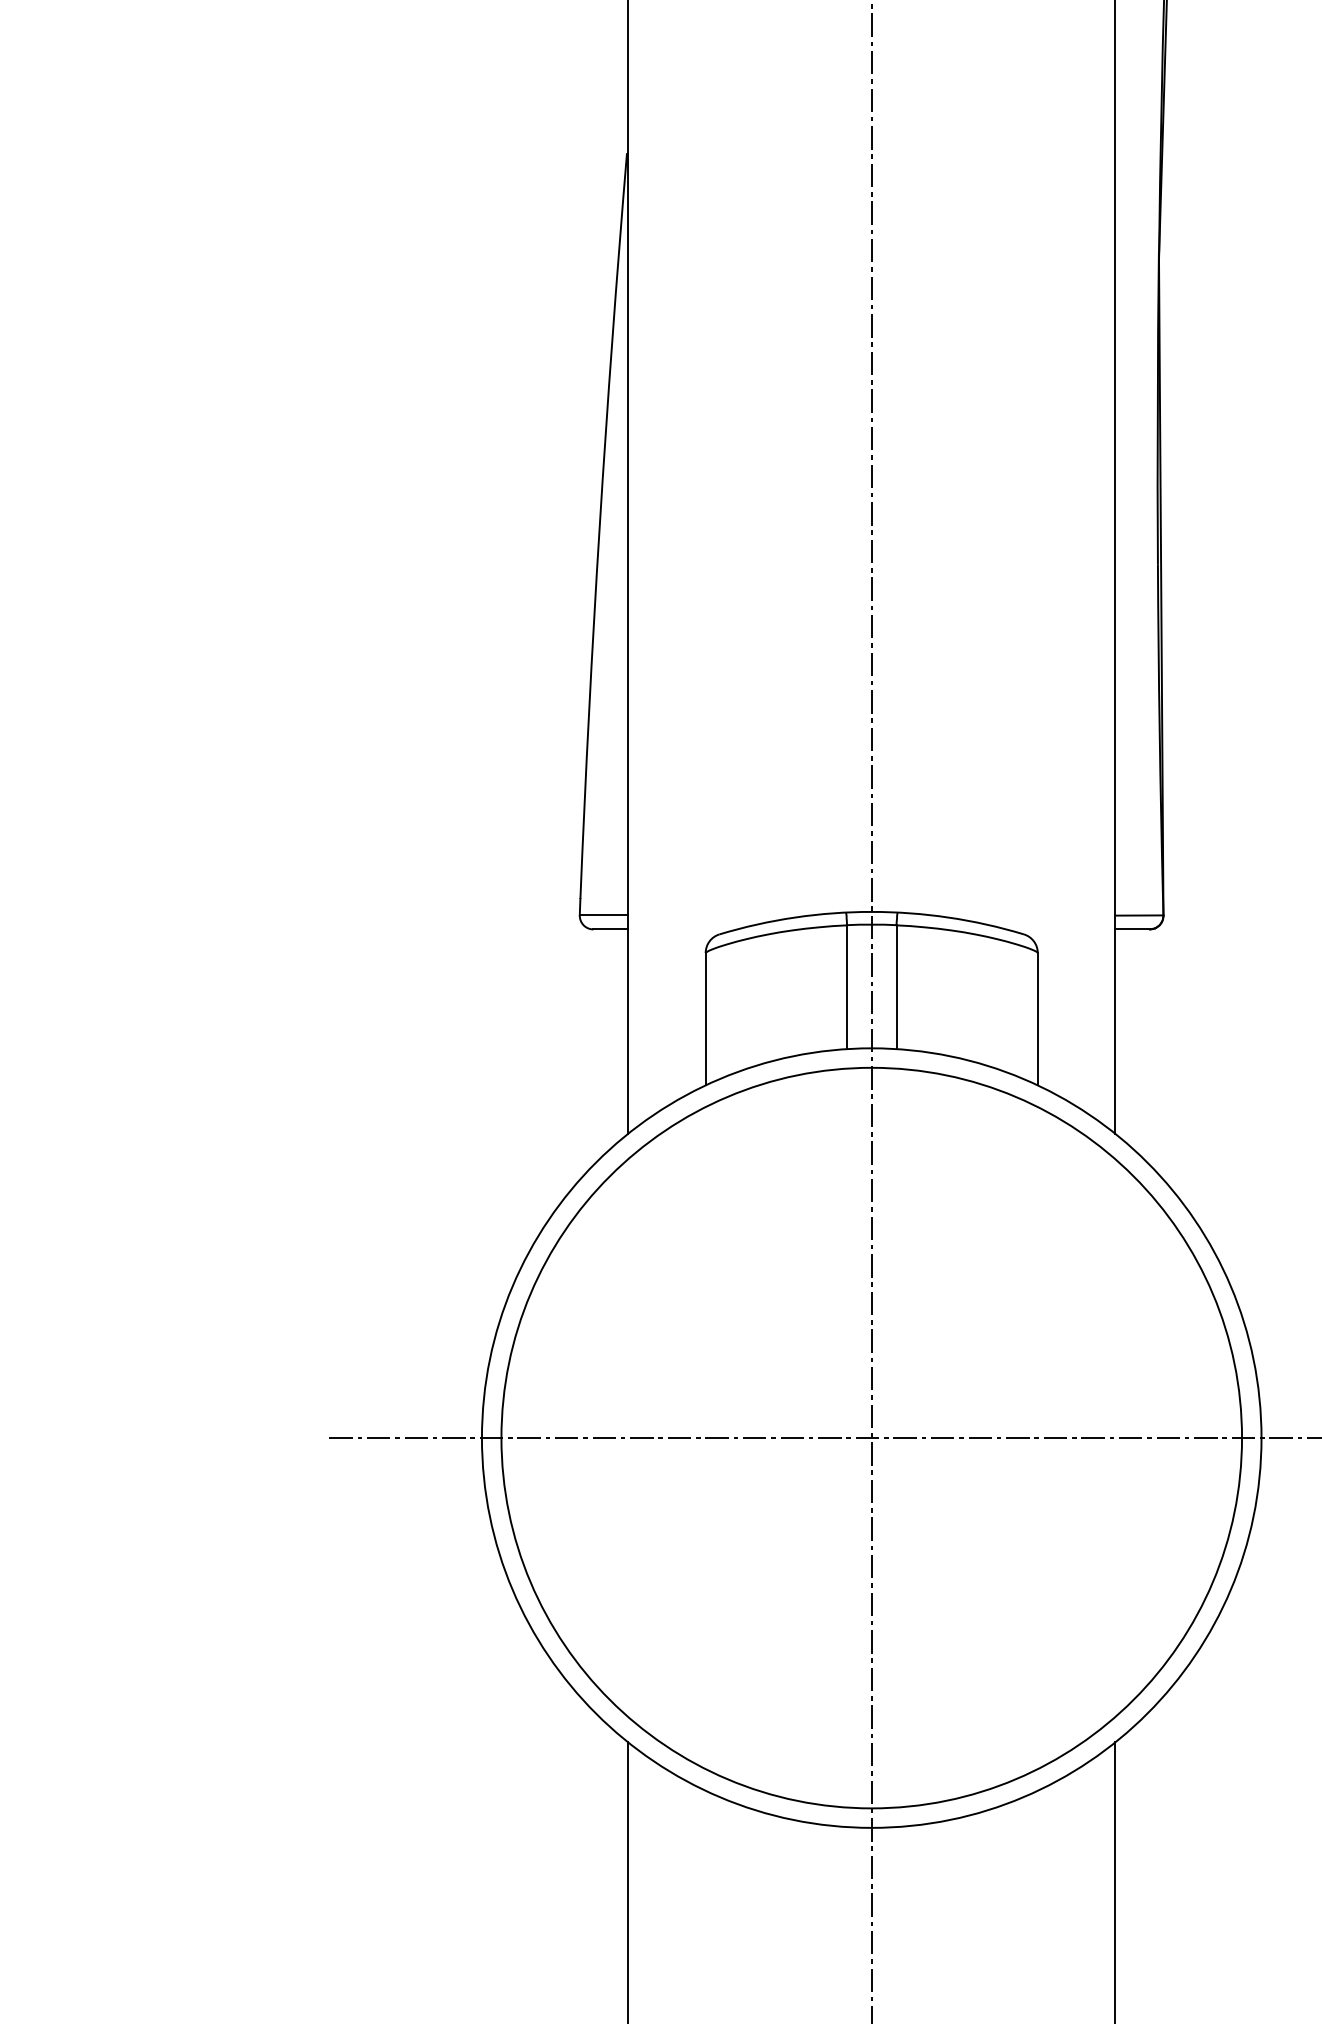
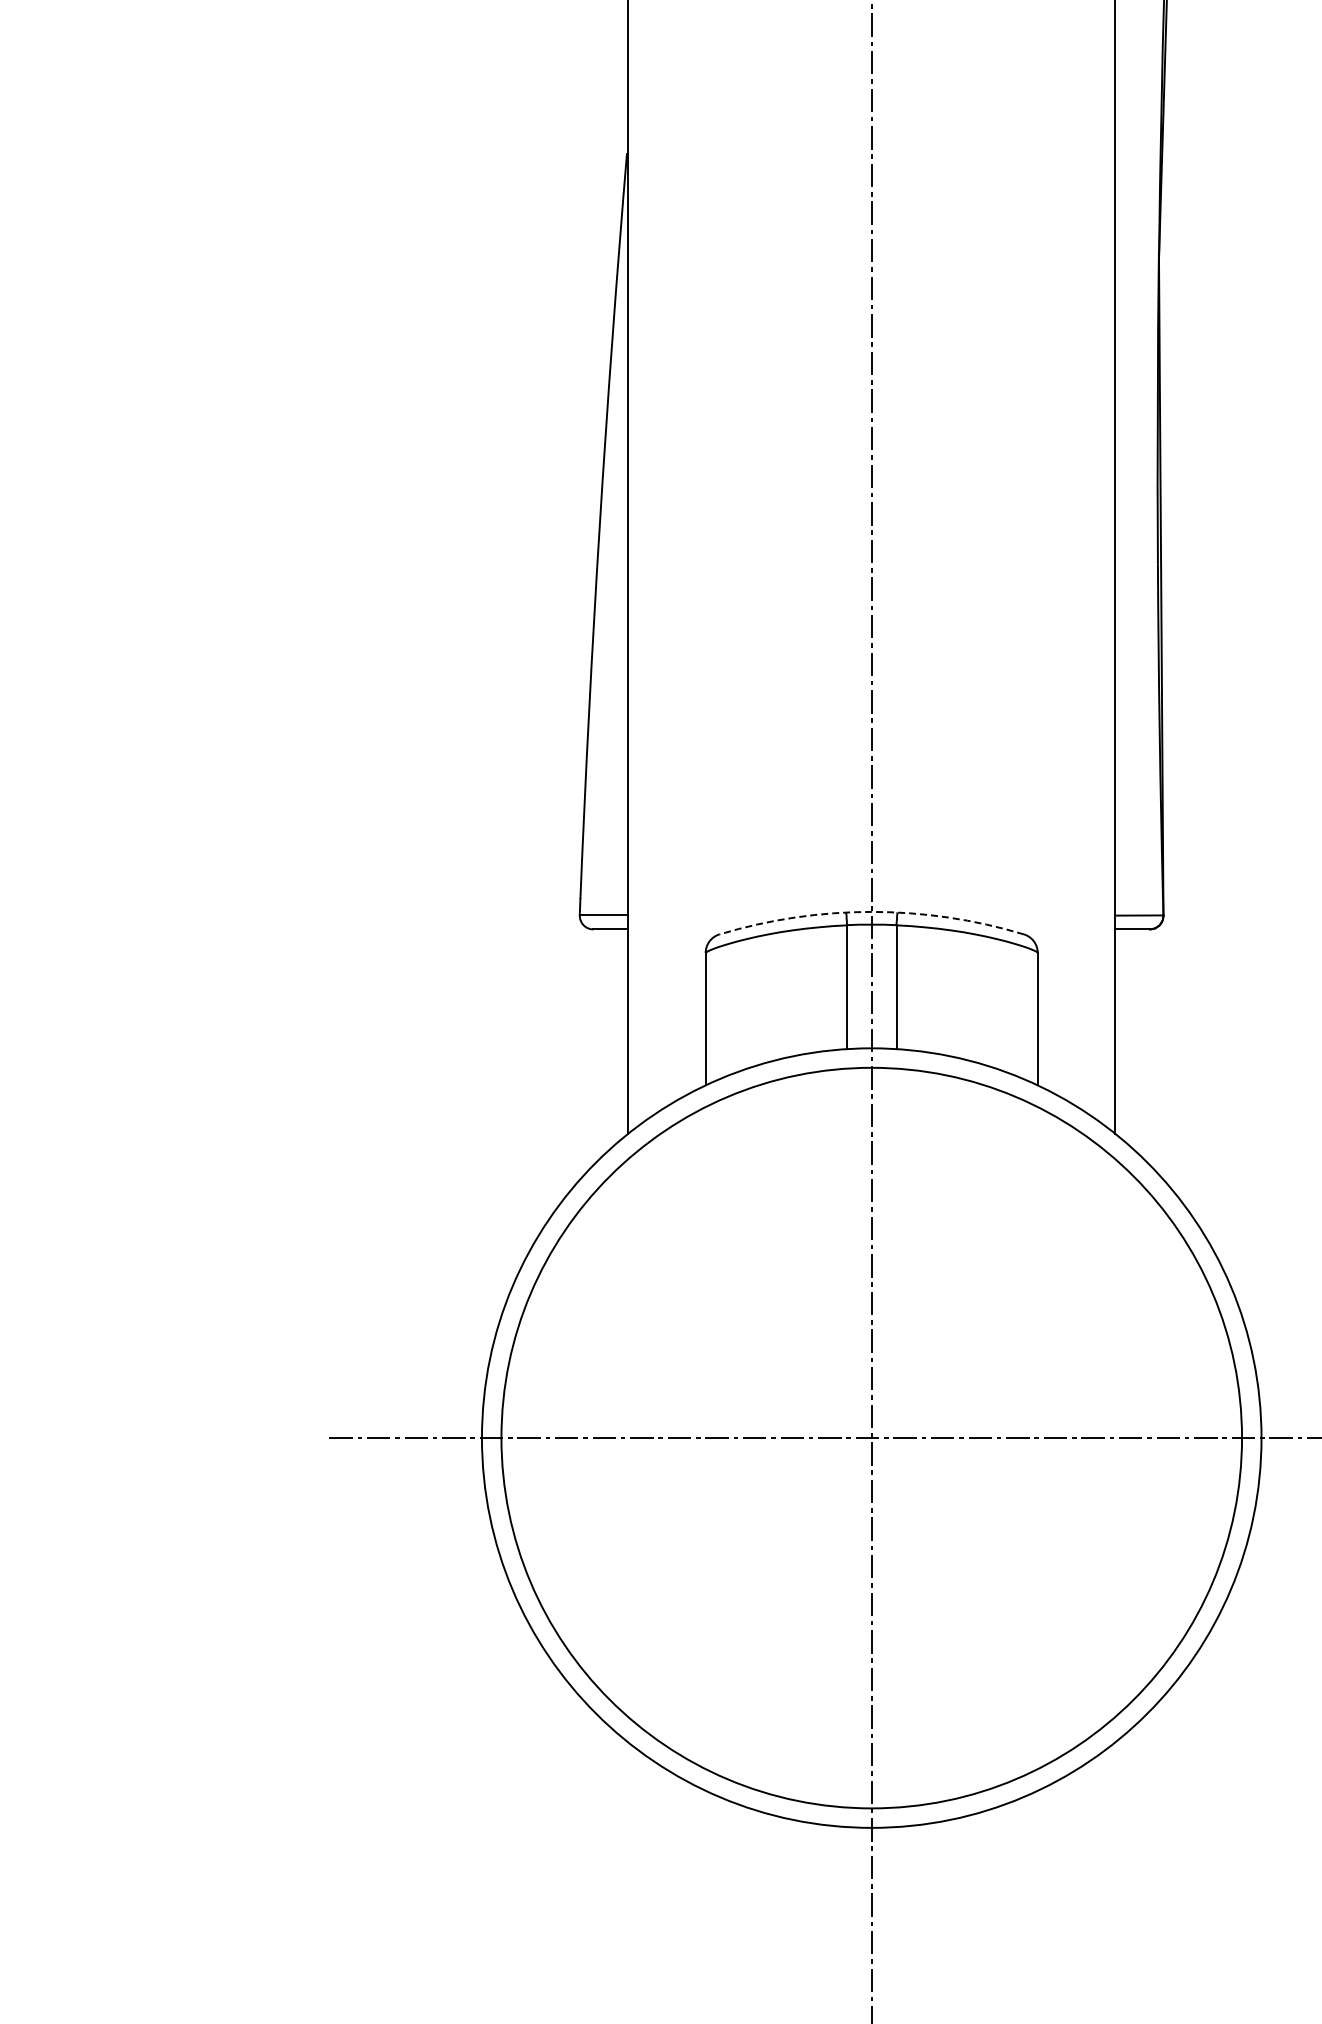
arc: solid -> dashed (871, 911)
line: present -> none (628, 1880)
line: present -> none (1115, 1881)
